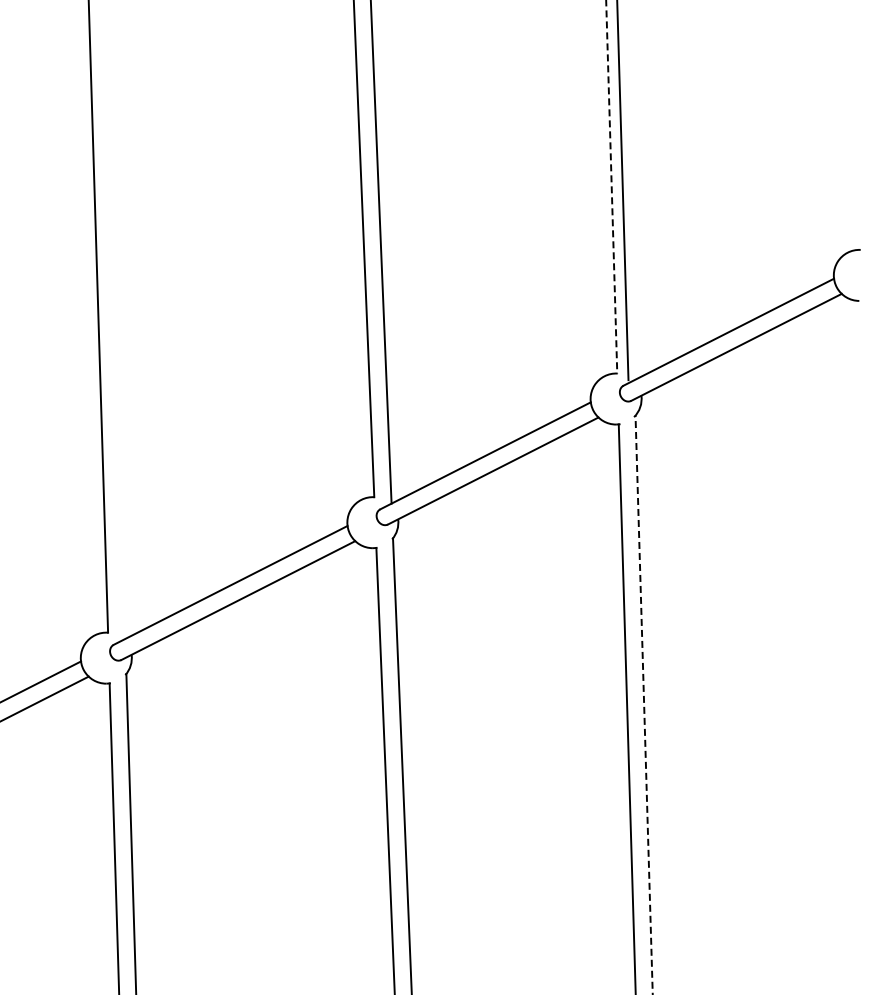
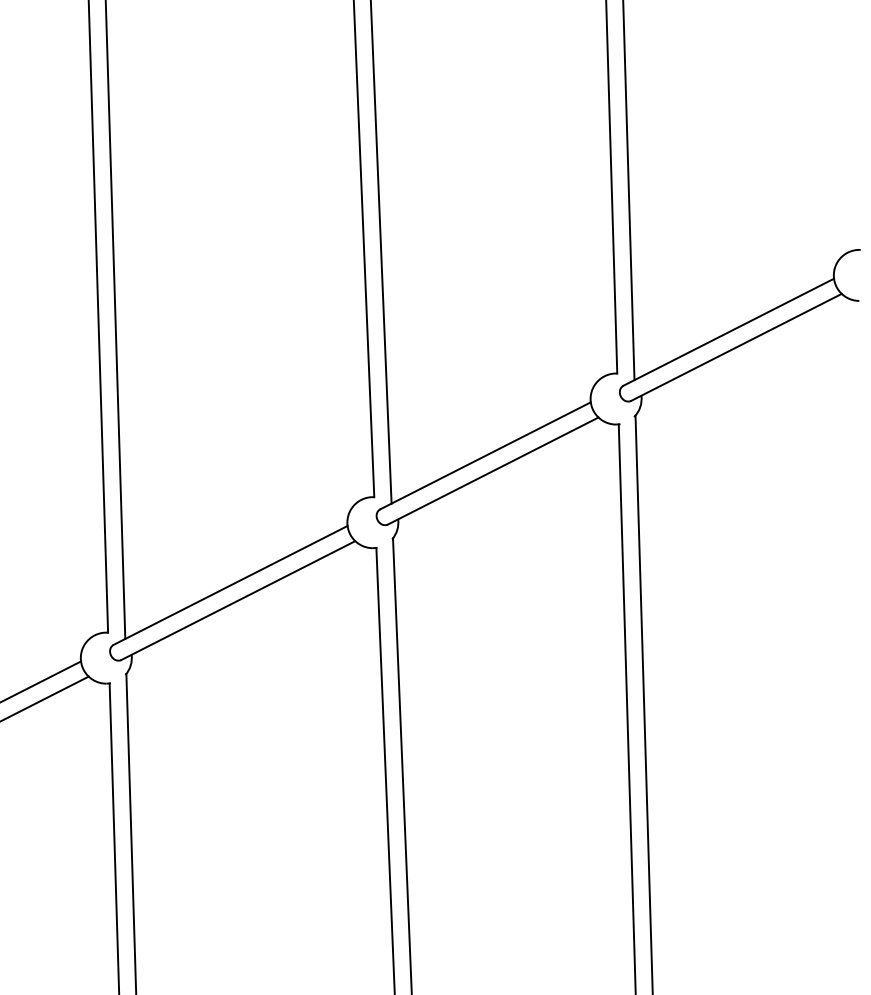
line: dashed -> solid (611, 186)
line position: (622, 191) -> (628, 191) (628, 191)
line: none -> present (115, 320)
line: dashed -> solid (644, 705)
